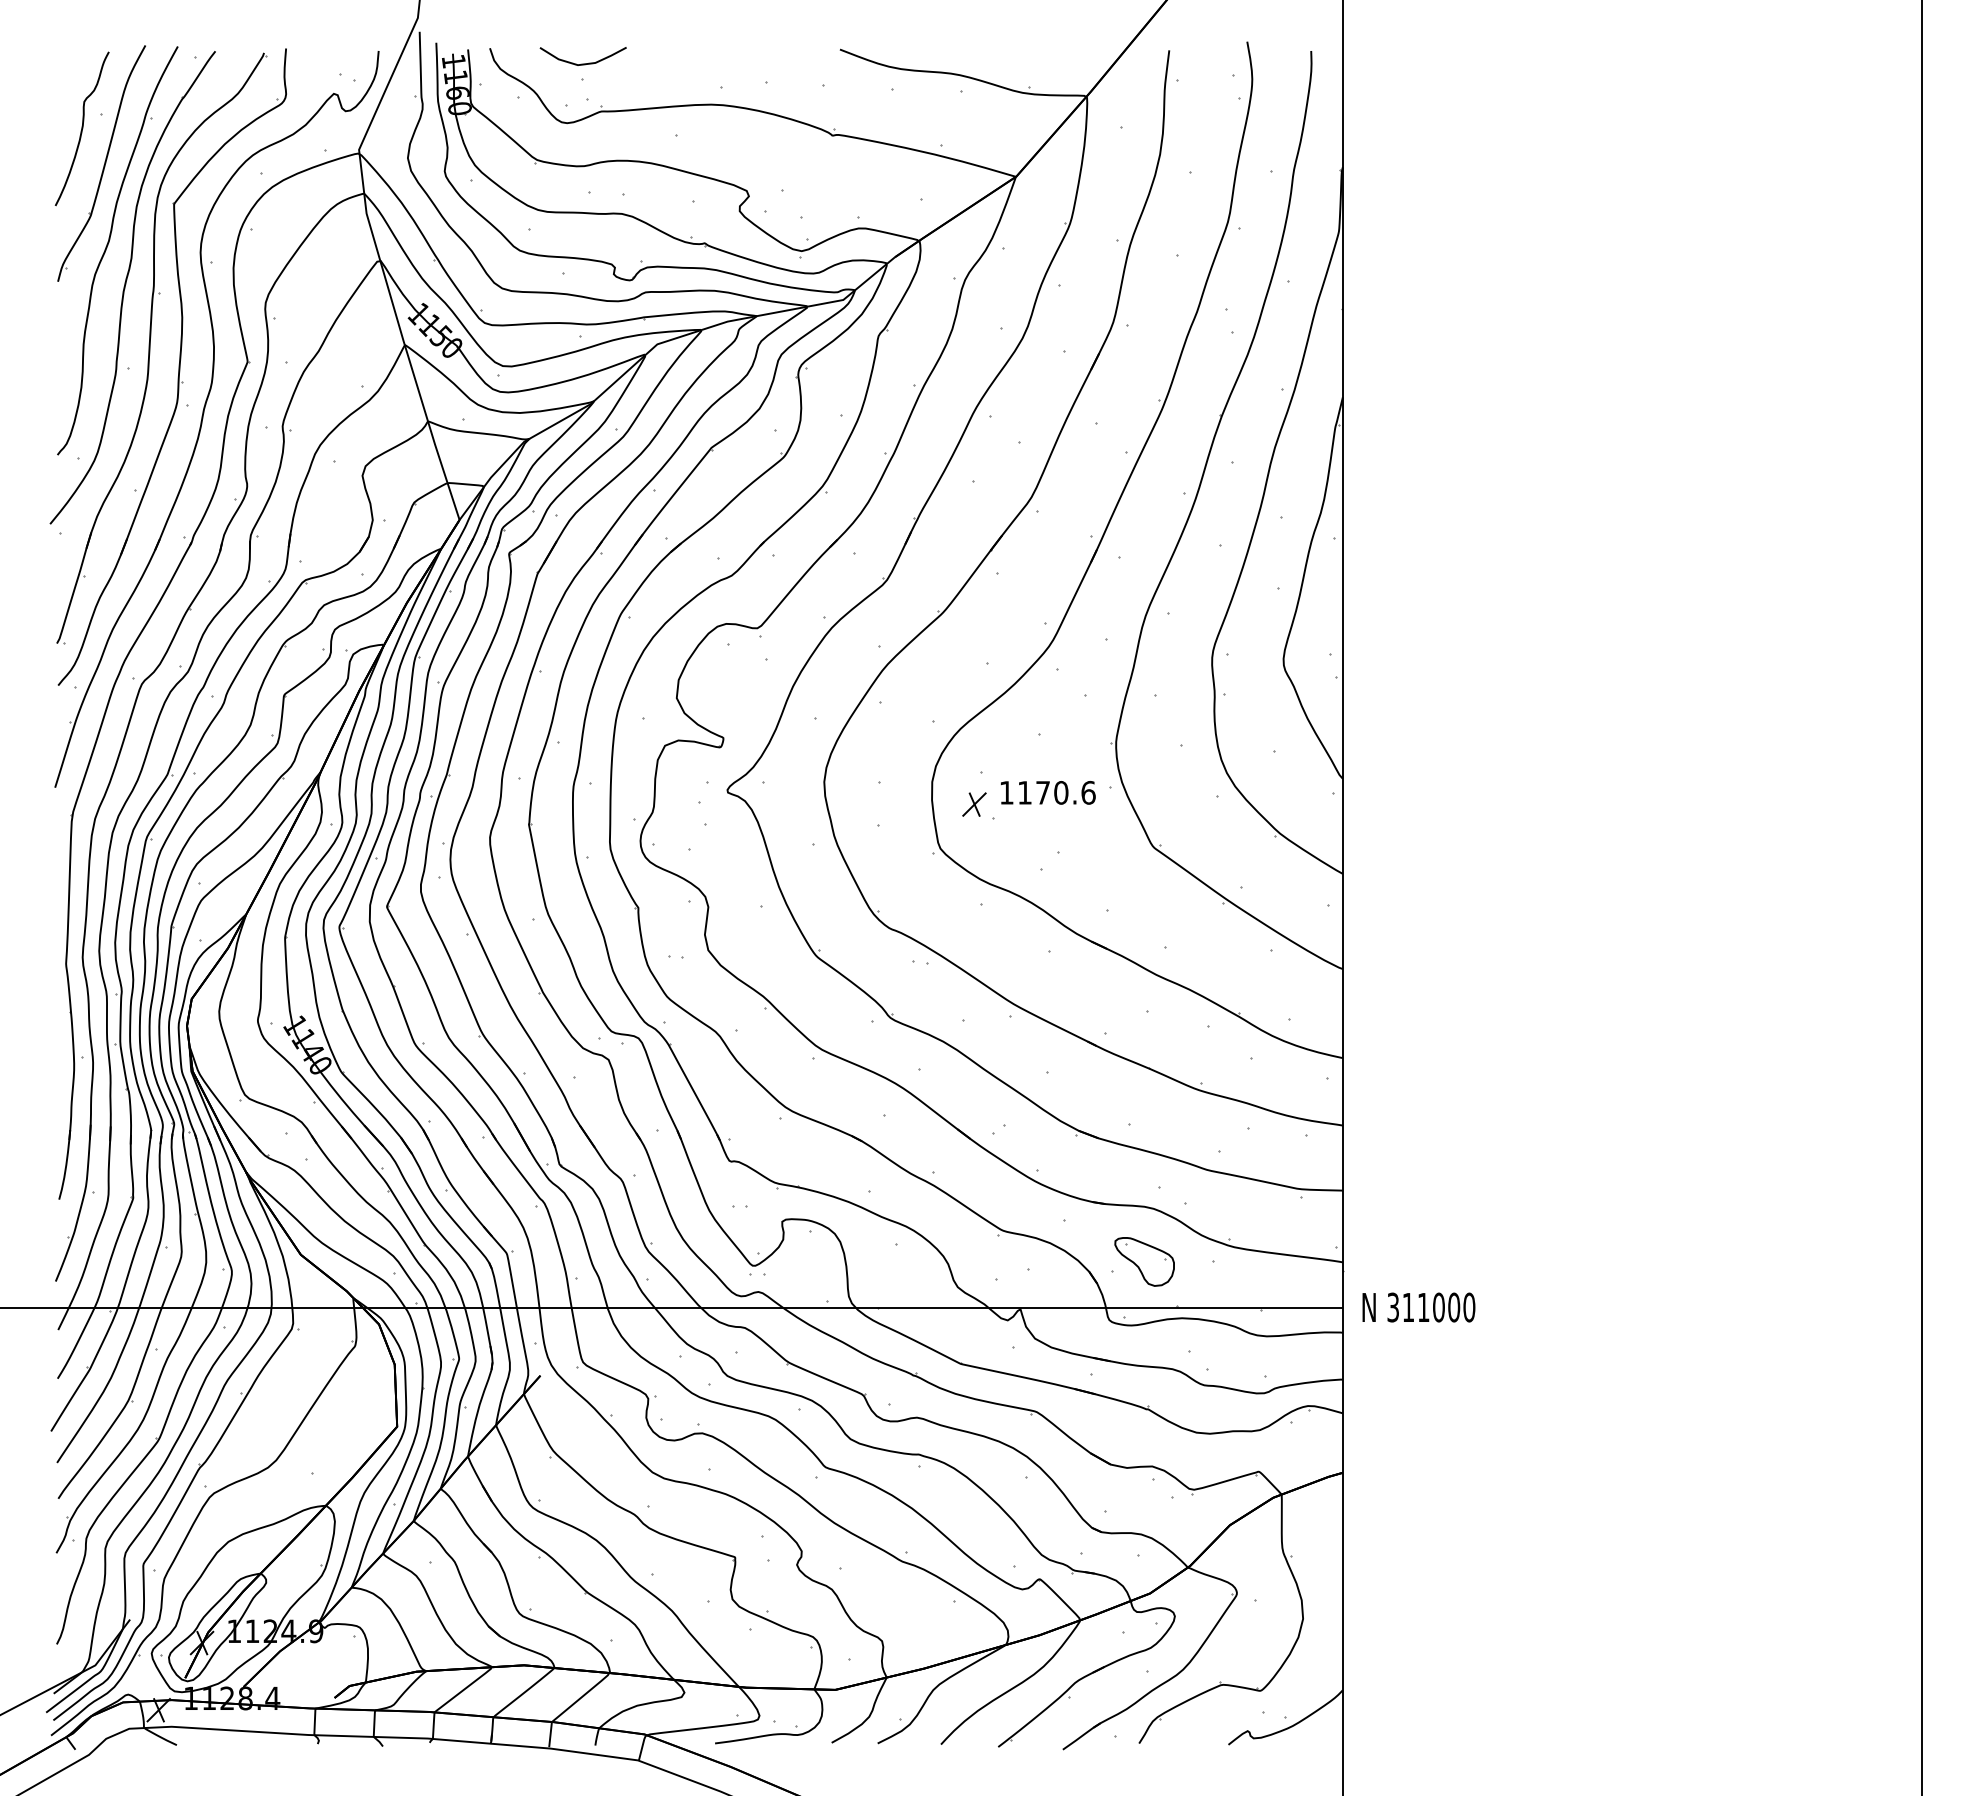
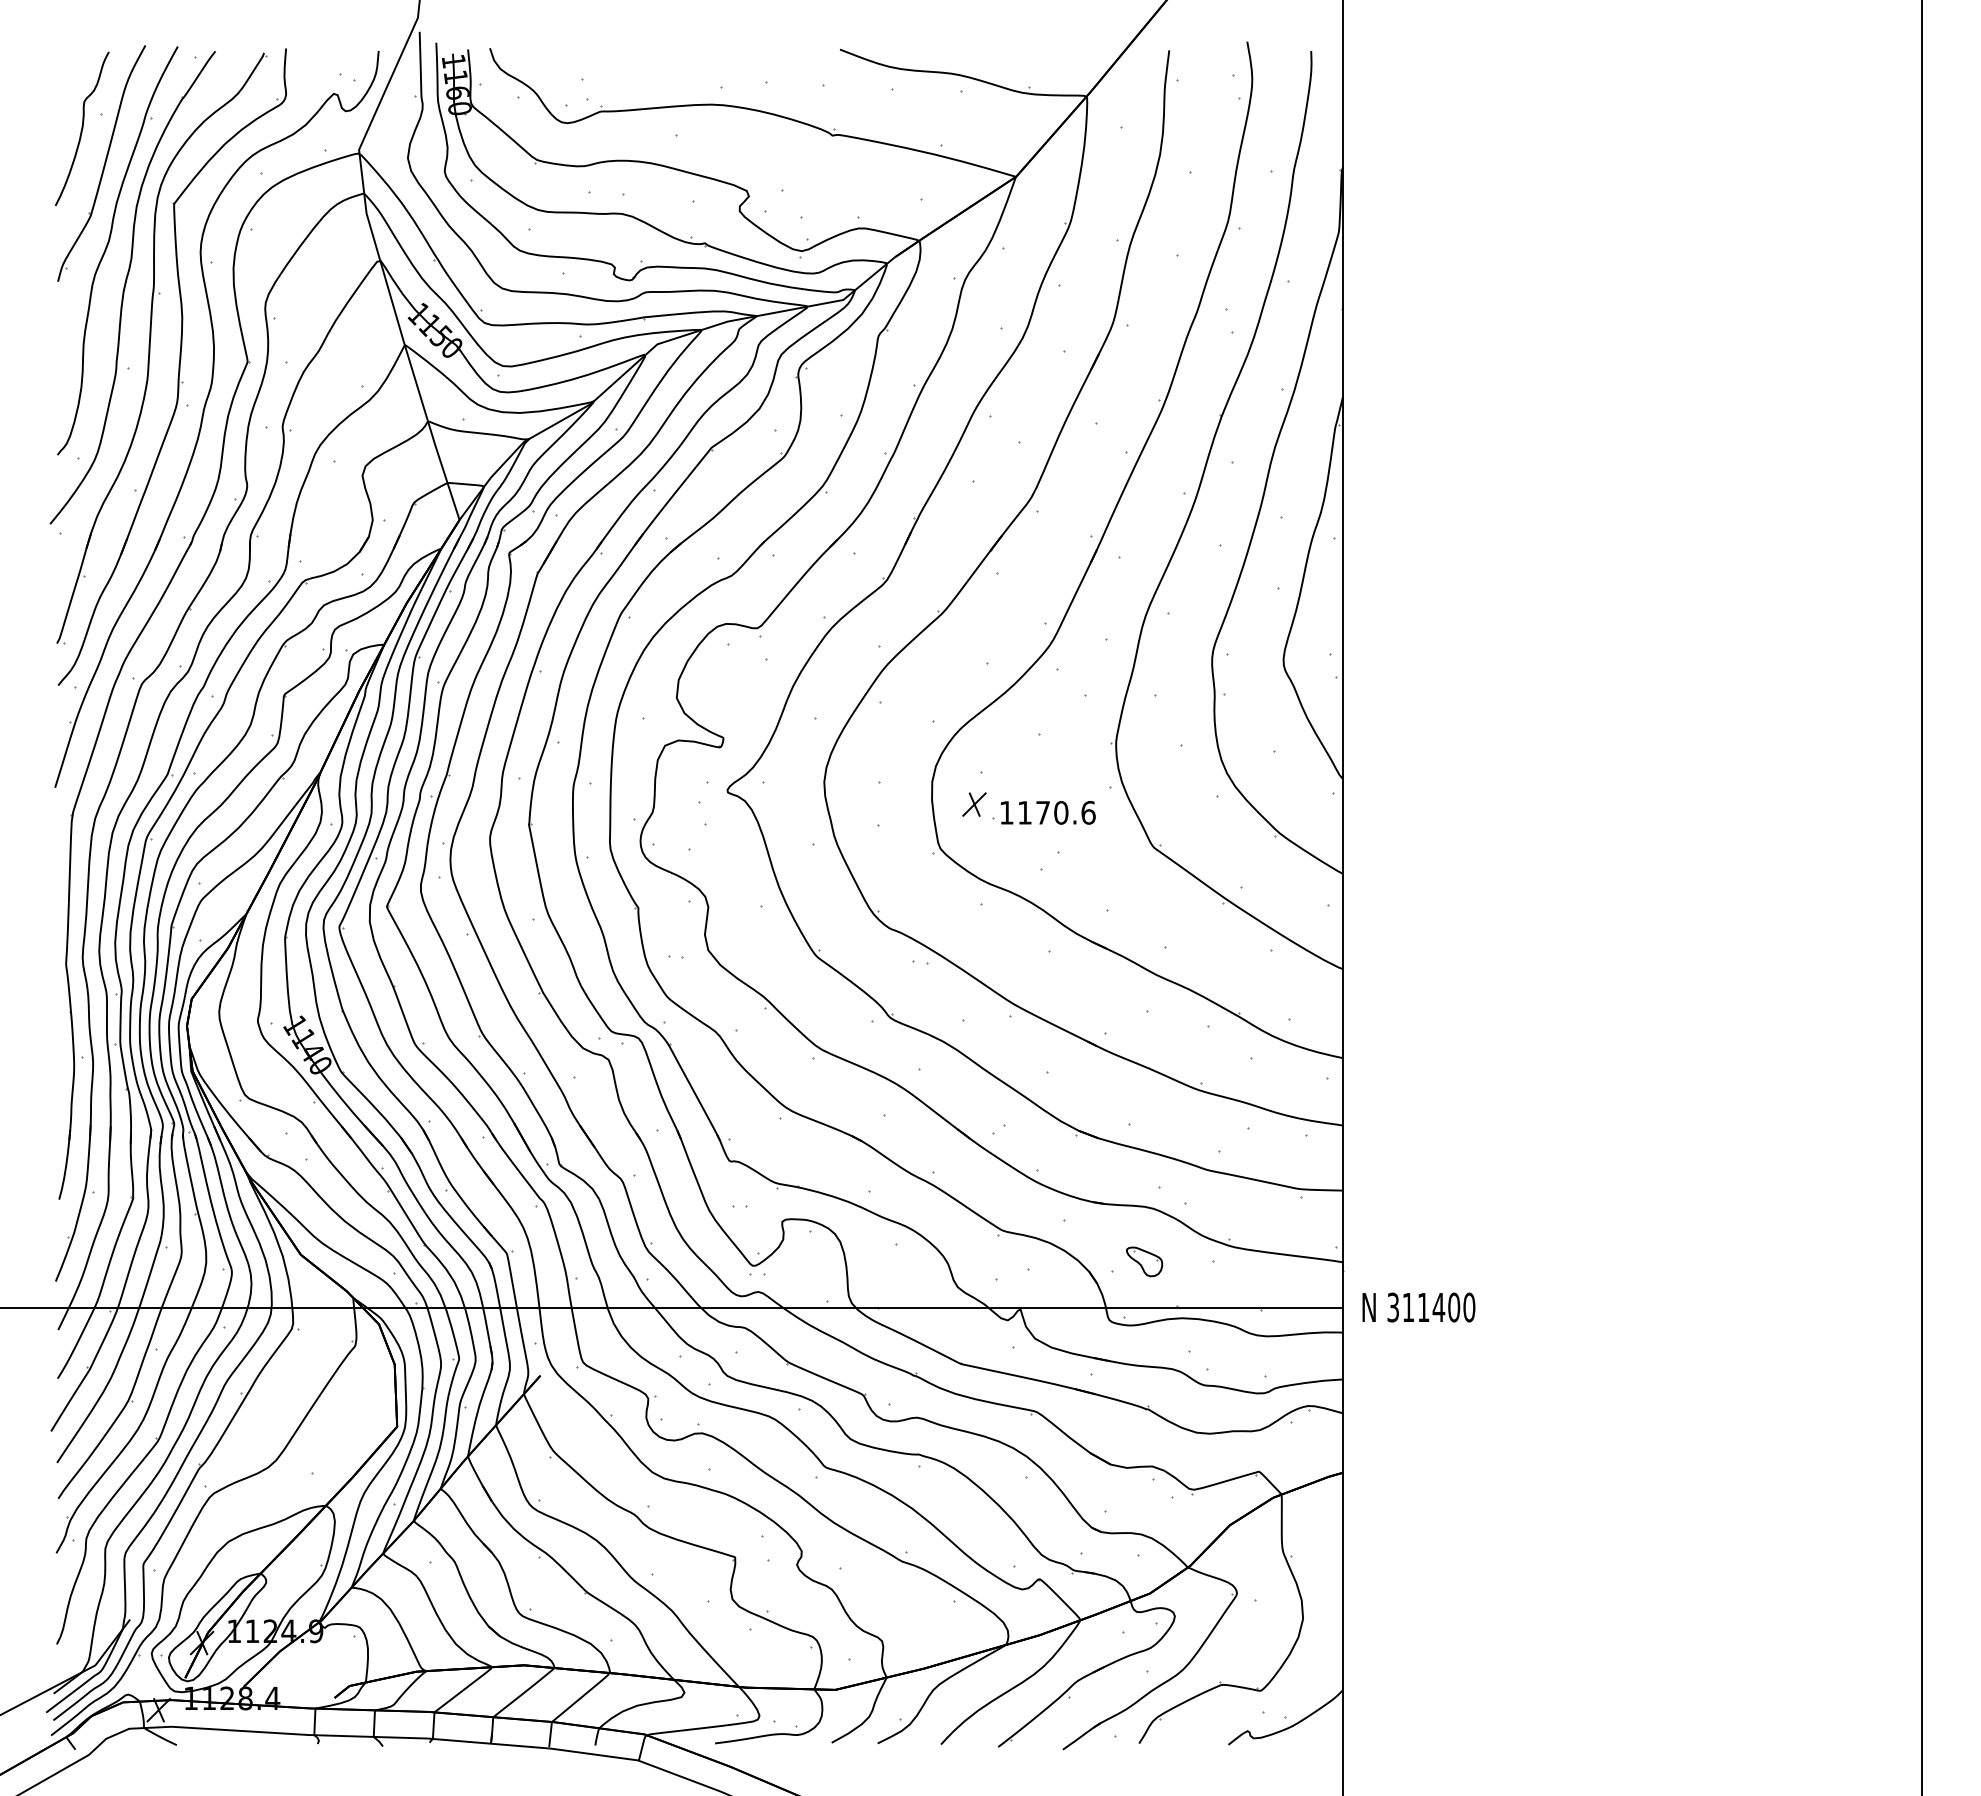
curve: present -> none (582, 63)
text position: (1048, 792) -> (1048, 812) (1048, 812)
part size: 61x50 px -> 38x32 px (1144, 1261)
text: 311000 -> 311400 (1438, 1307)
